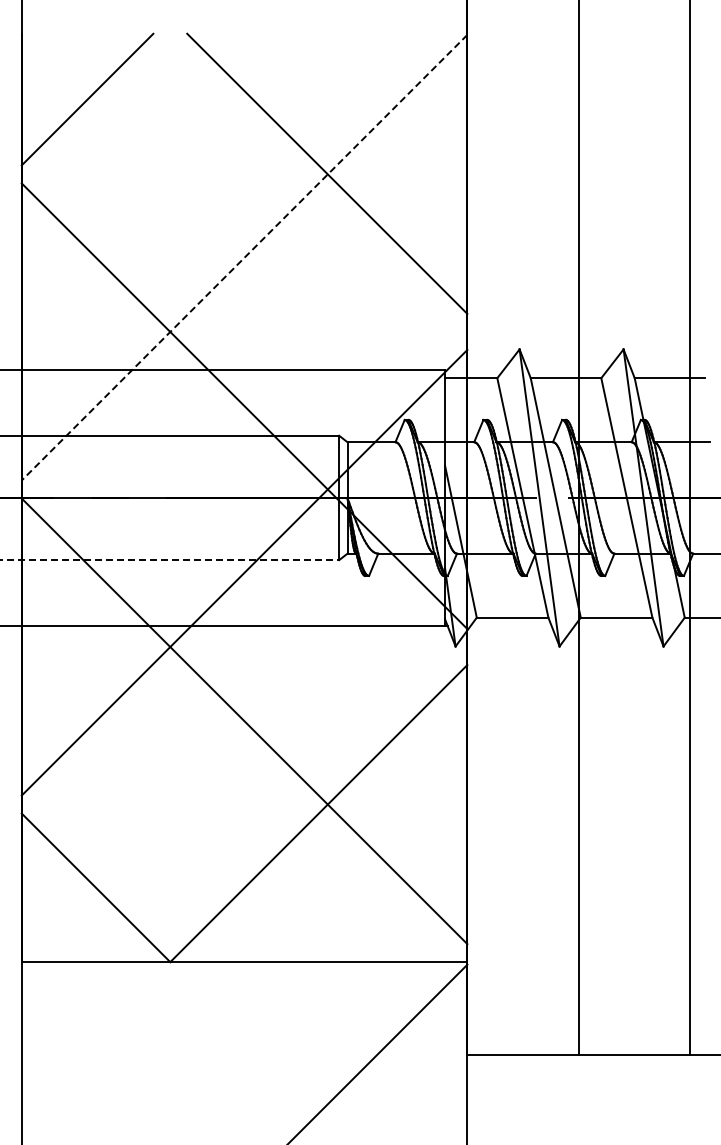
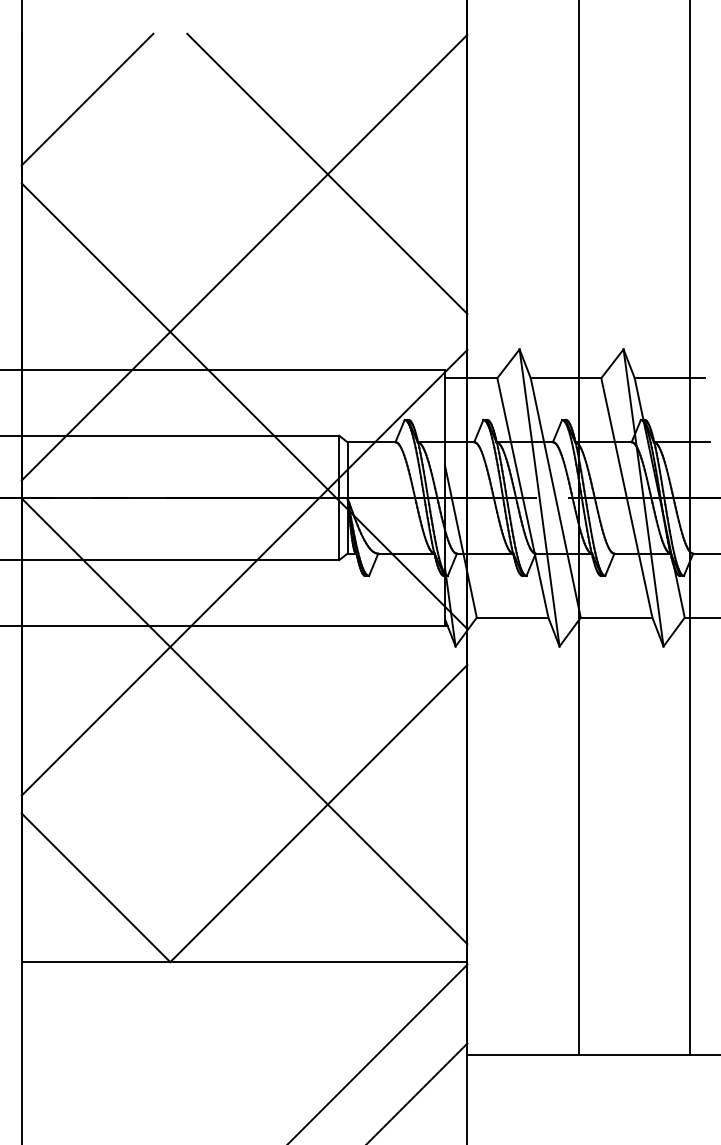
line: dashed -> solid (244, 258)
line: dashed -> solid (170, 560)
line: none -> present (418, 1092)
